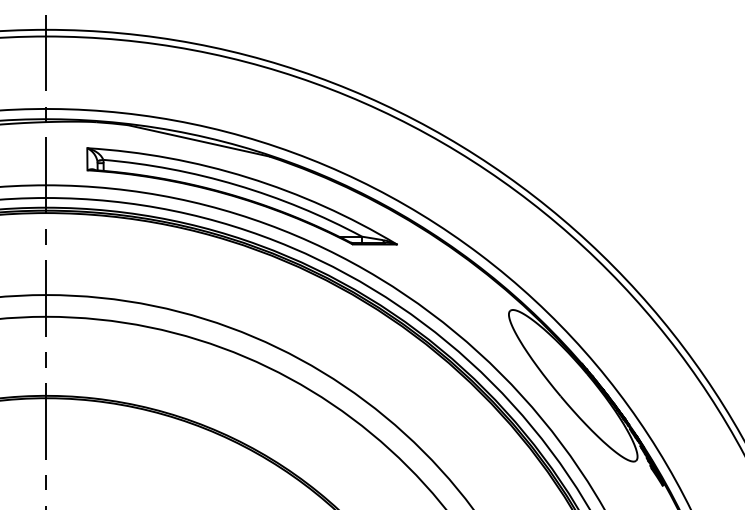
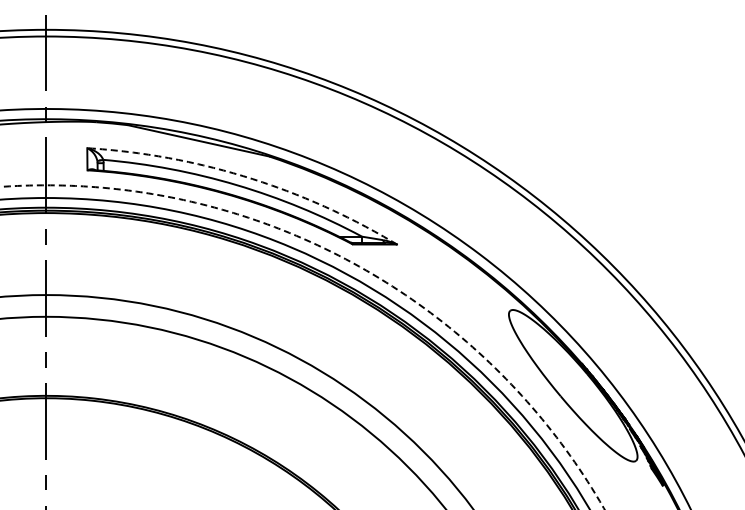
arc: solid -> dashed (248, 177)
arc: solid -> dashed (350, 261)
